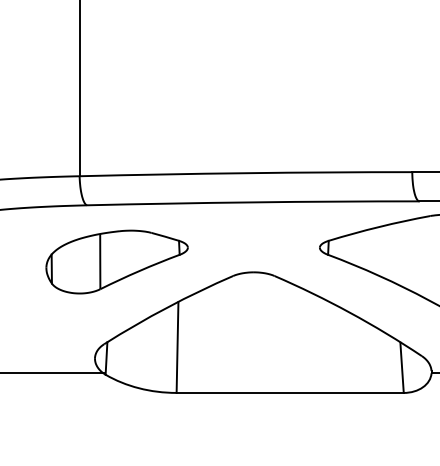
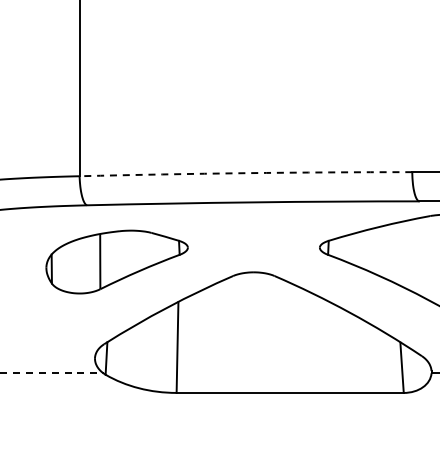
arc: solid -> dashed (245, 173)
line: solid -> dashed (52, 373)
